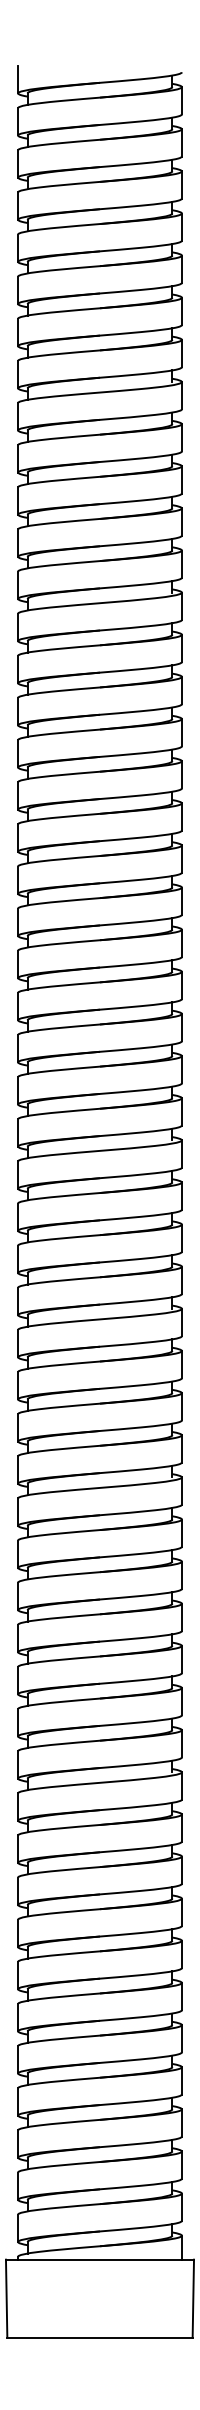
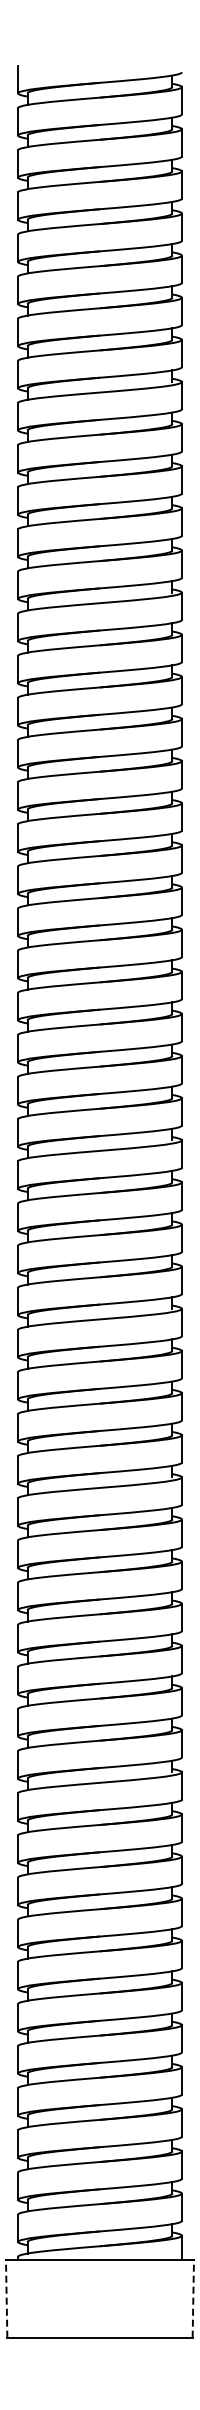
line: solid -> dashed (6, 2298)
line: solid -> dashed (193, 2298)
